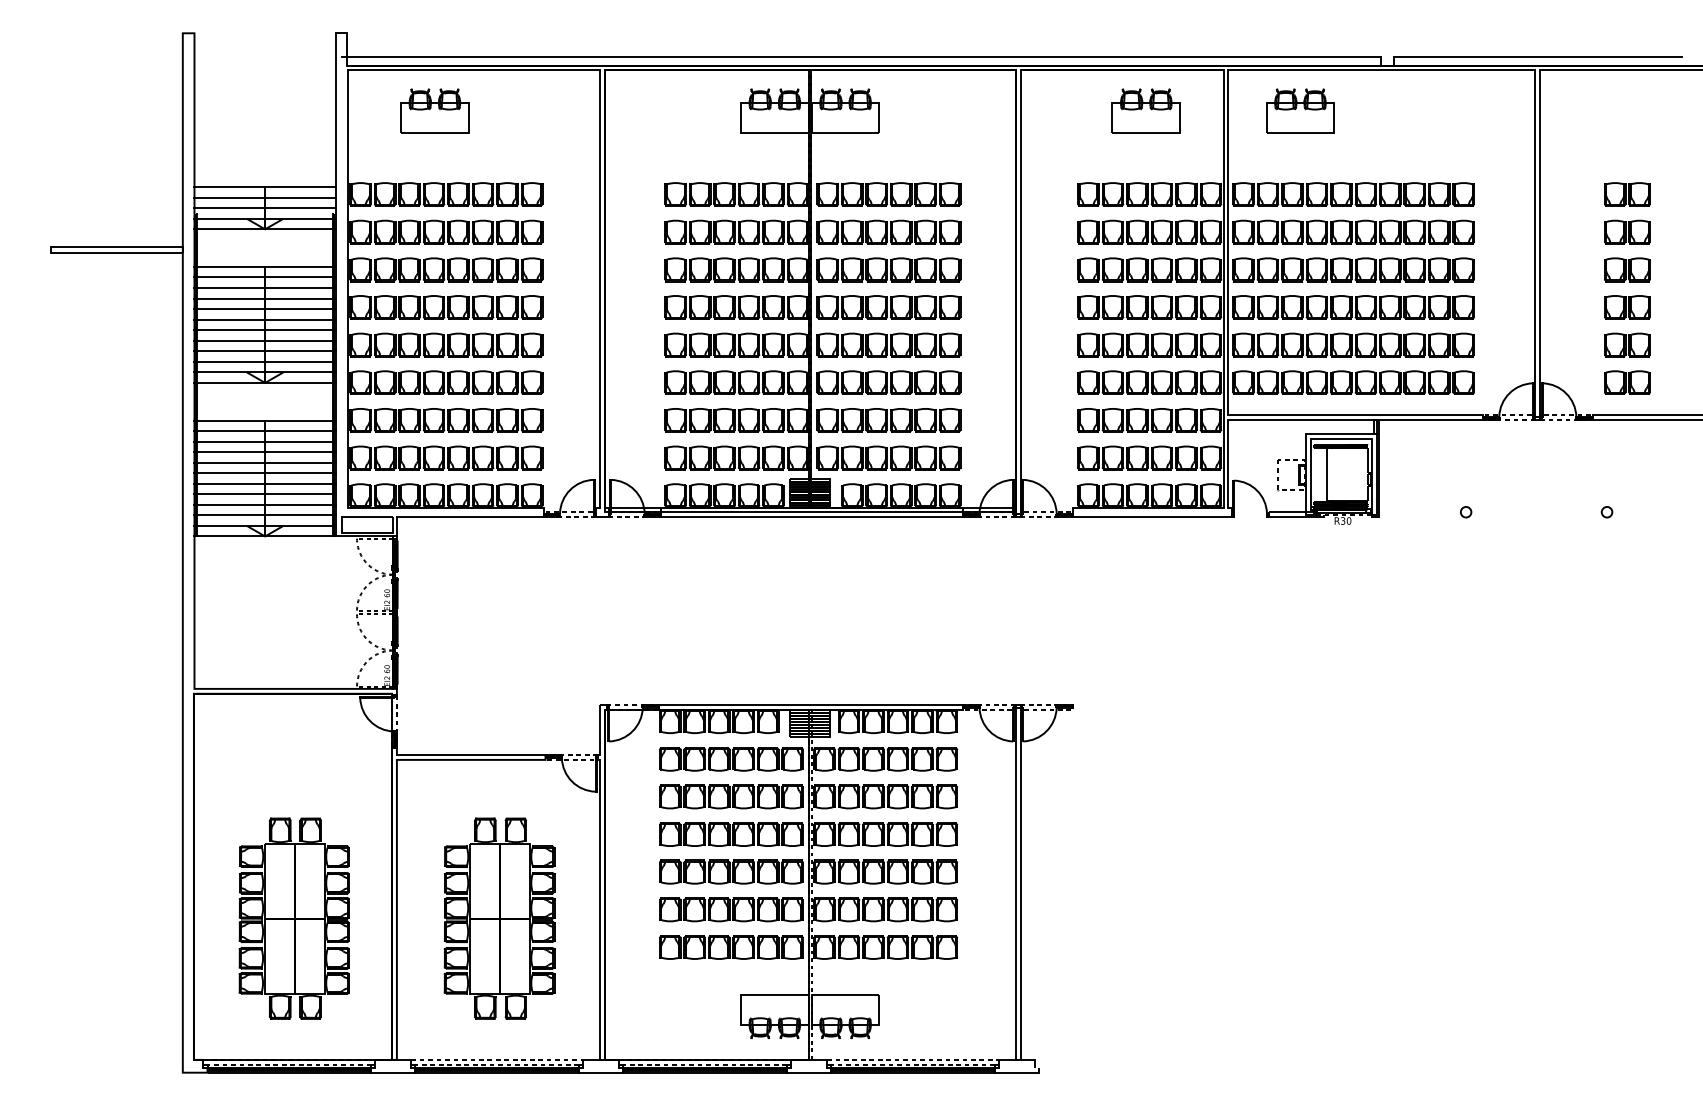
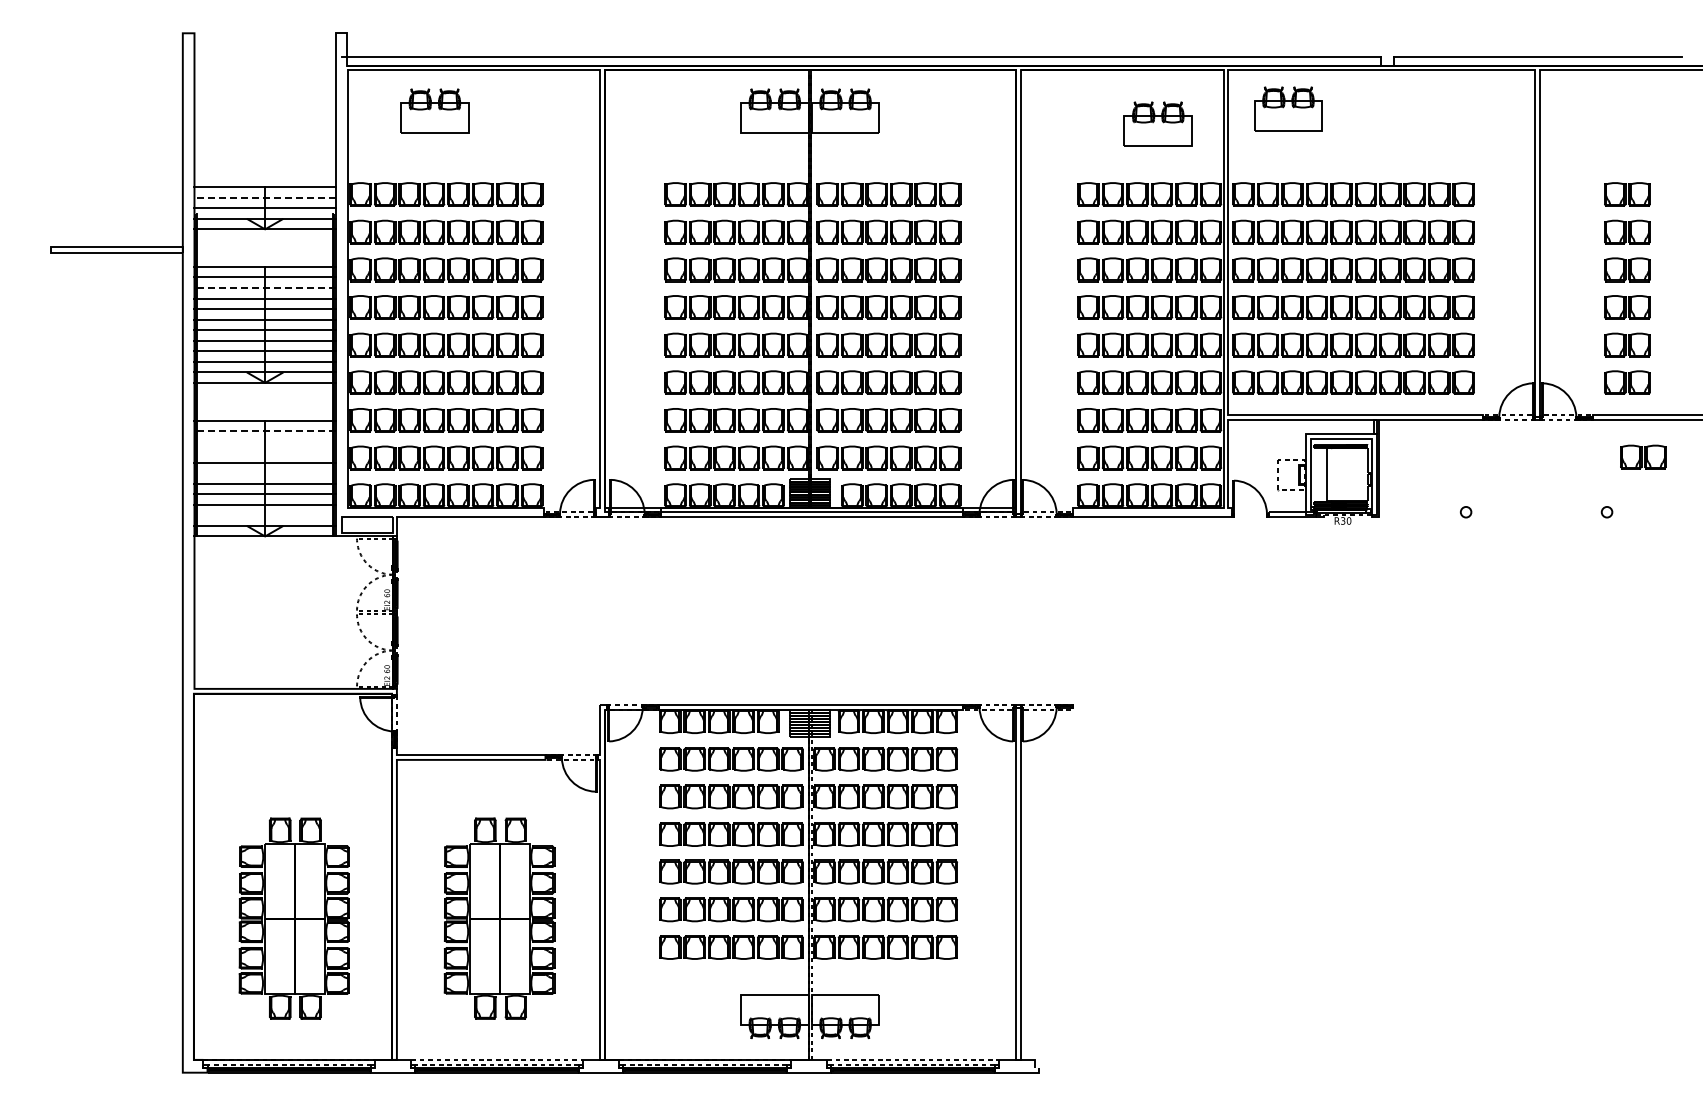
part position: (1145, 110) -> (1157, 123) (1157, 123)
part position: (1300, 110) -> (1288, 108) (1288, 108)
line: solid -> dashed (265, 197)
line: solid -> dashed (265, 288)
line: solid -> dashed (265, 431)
line: present -> none (264, 441)
line: present -> none (264, 452)
part: none -> present (1643, 456)
line: present -> none (264, 473)
line: present -> none (264, 515)
